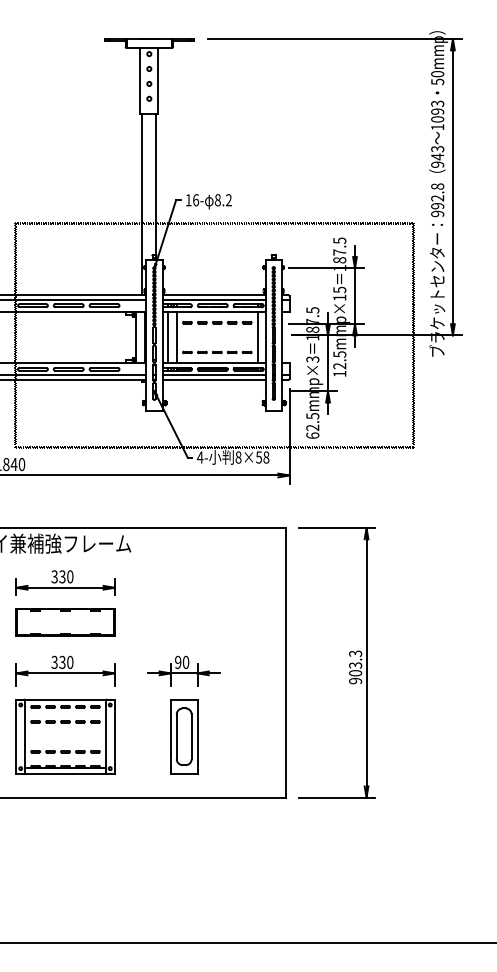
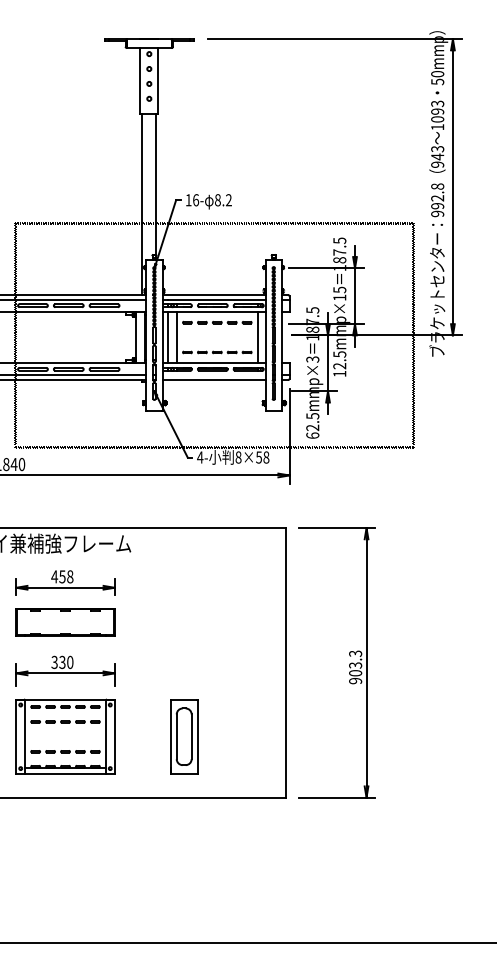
line: present -> none (213, 374)
text: 330 -> 458 (62, 576)
part: present -> none (183, 670)
